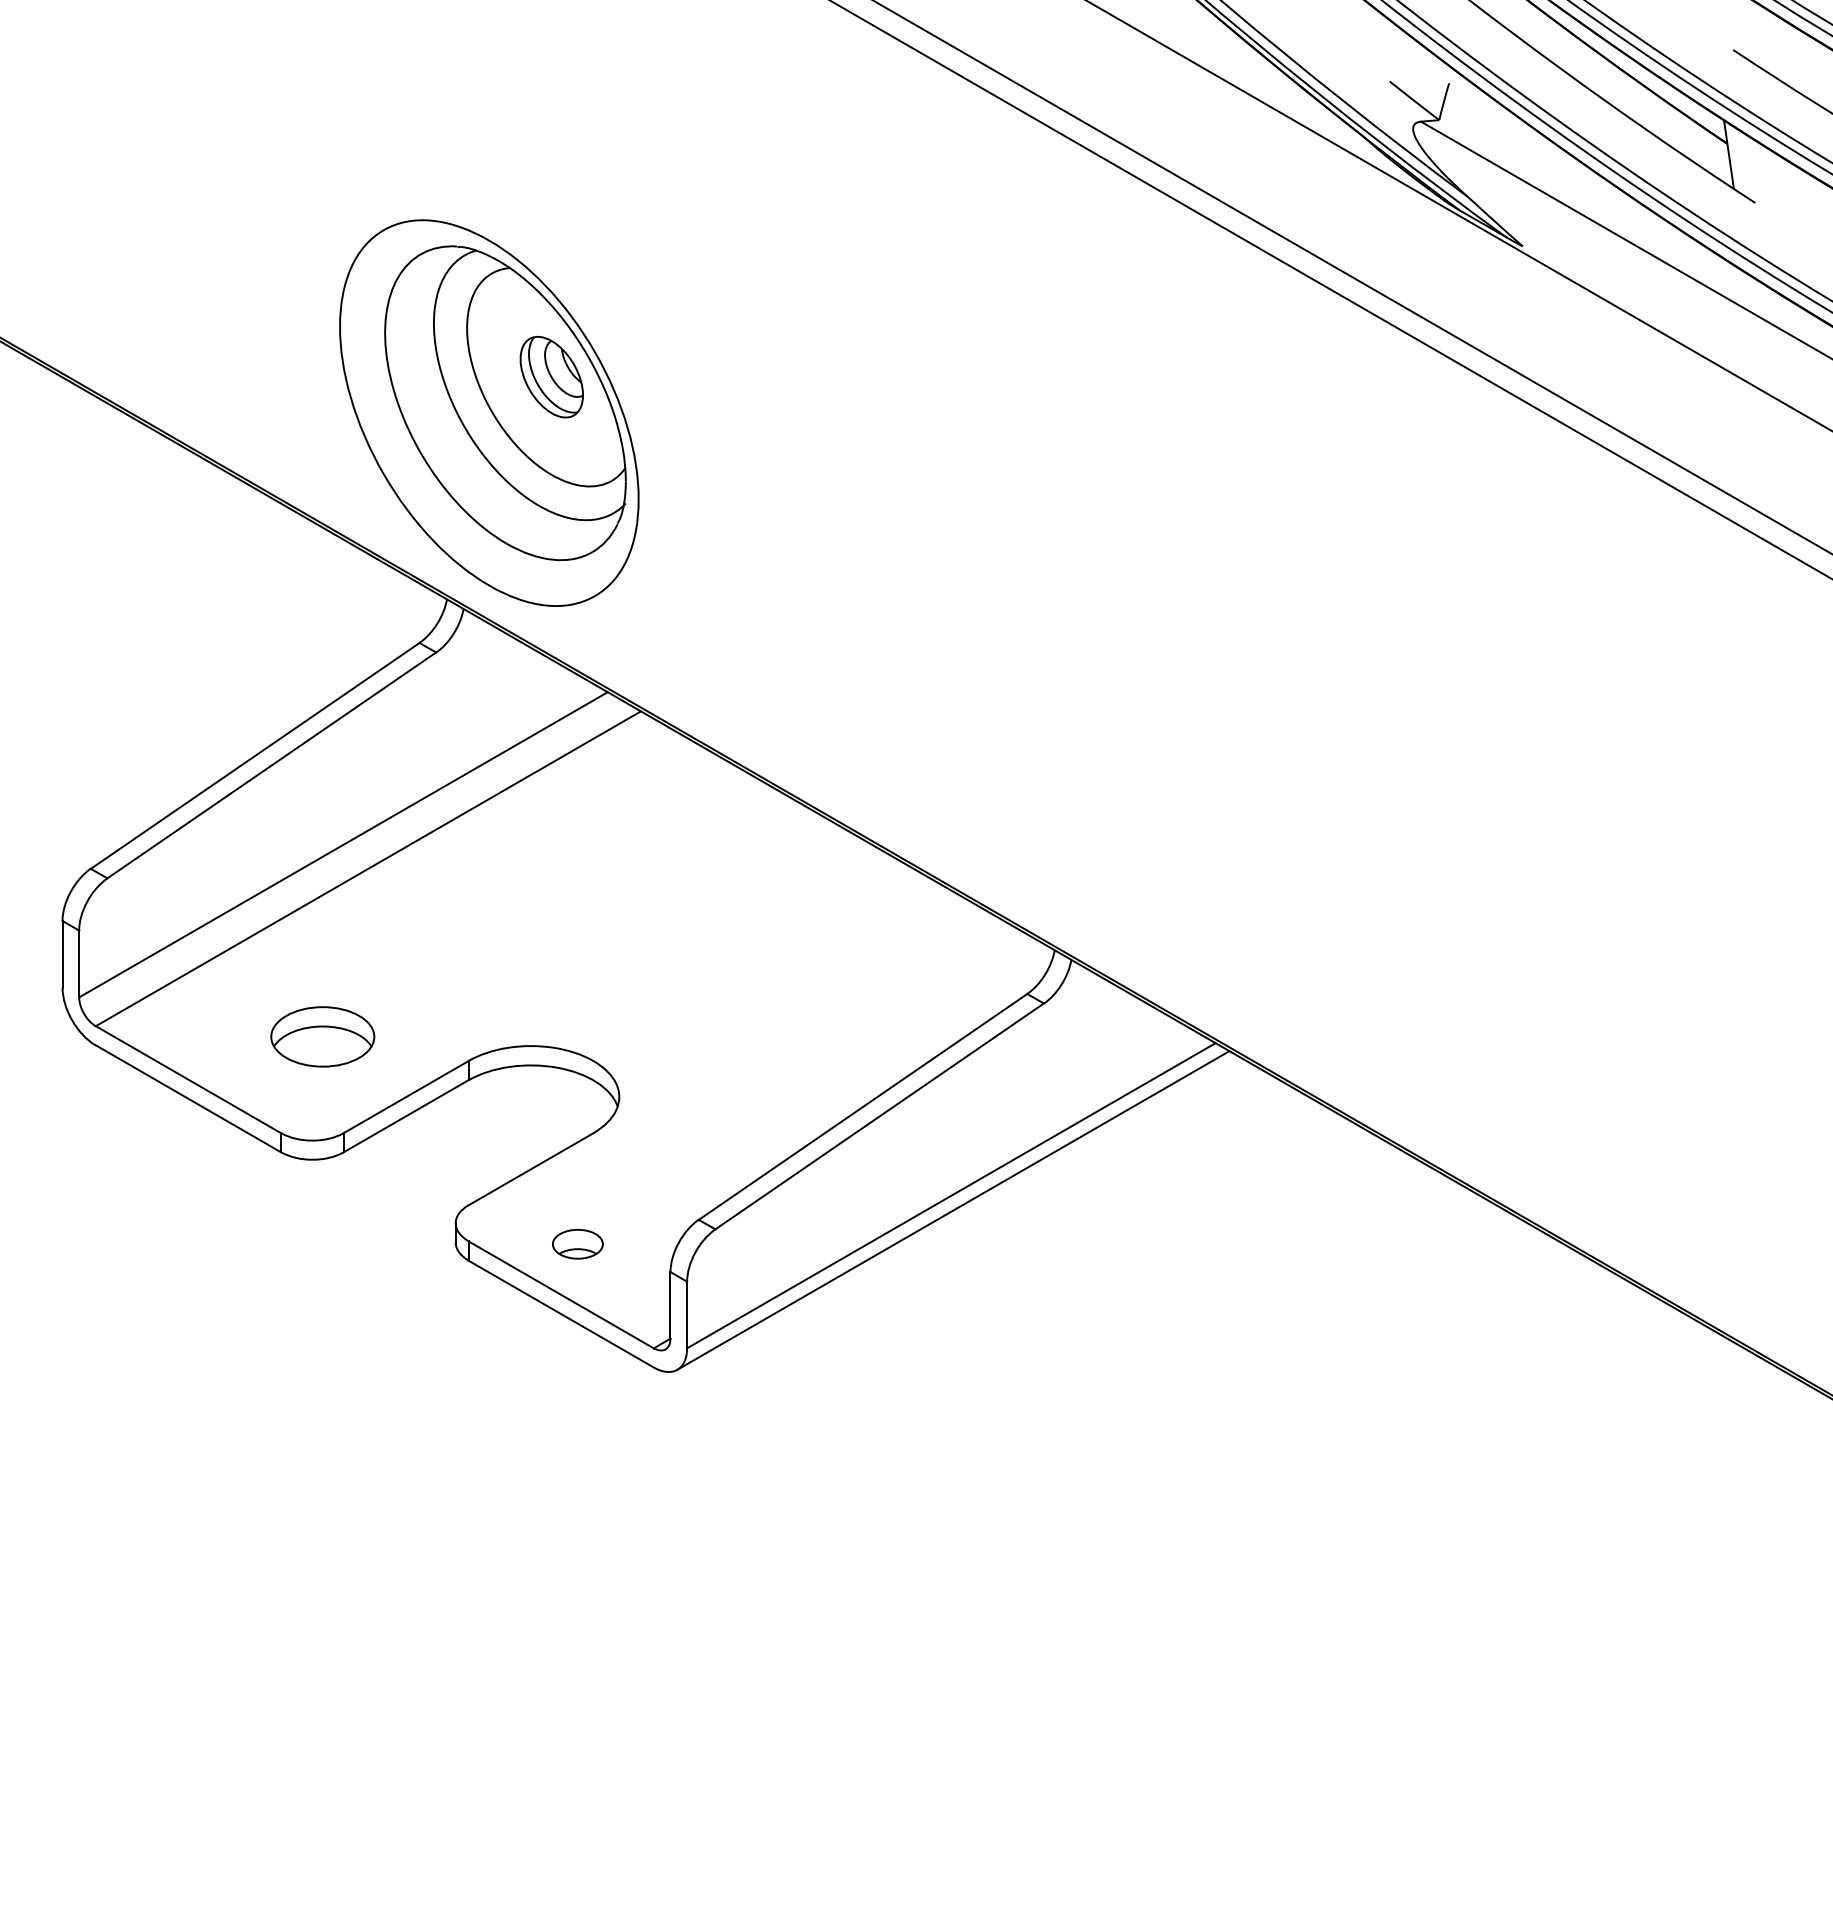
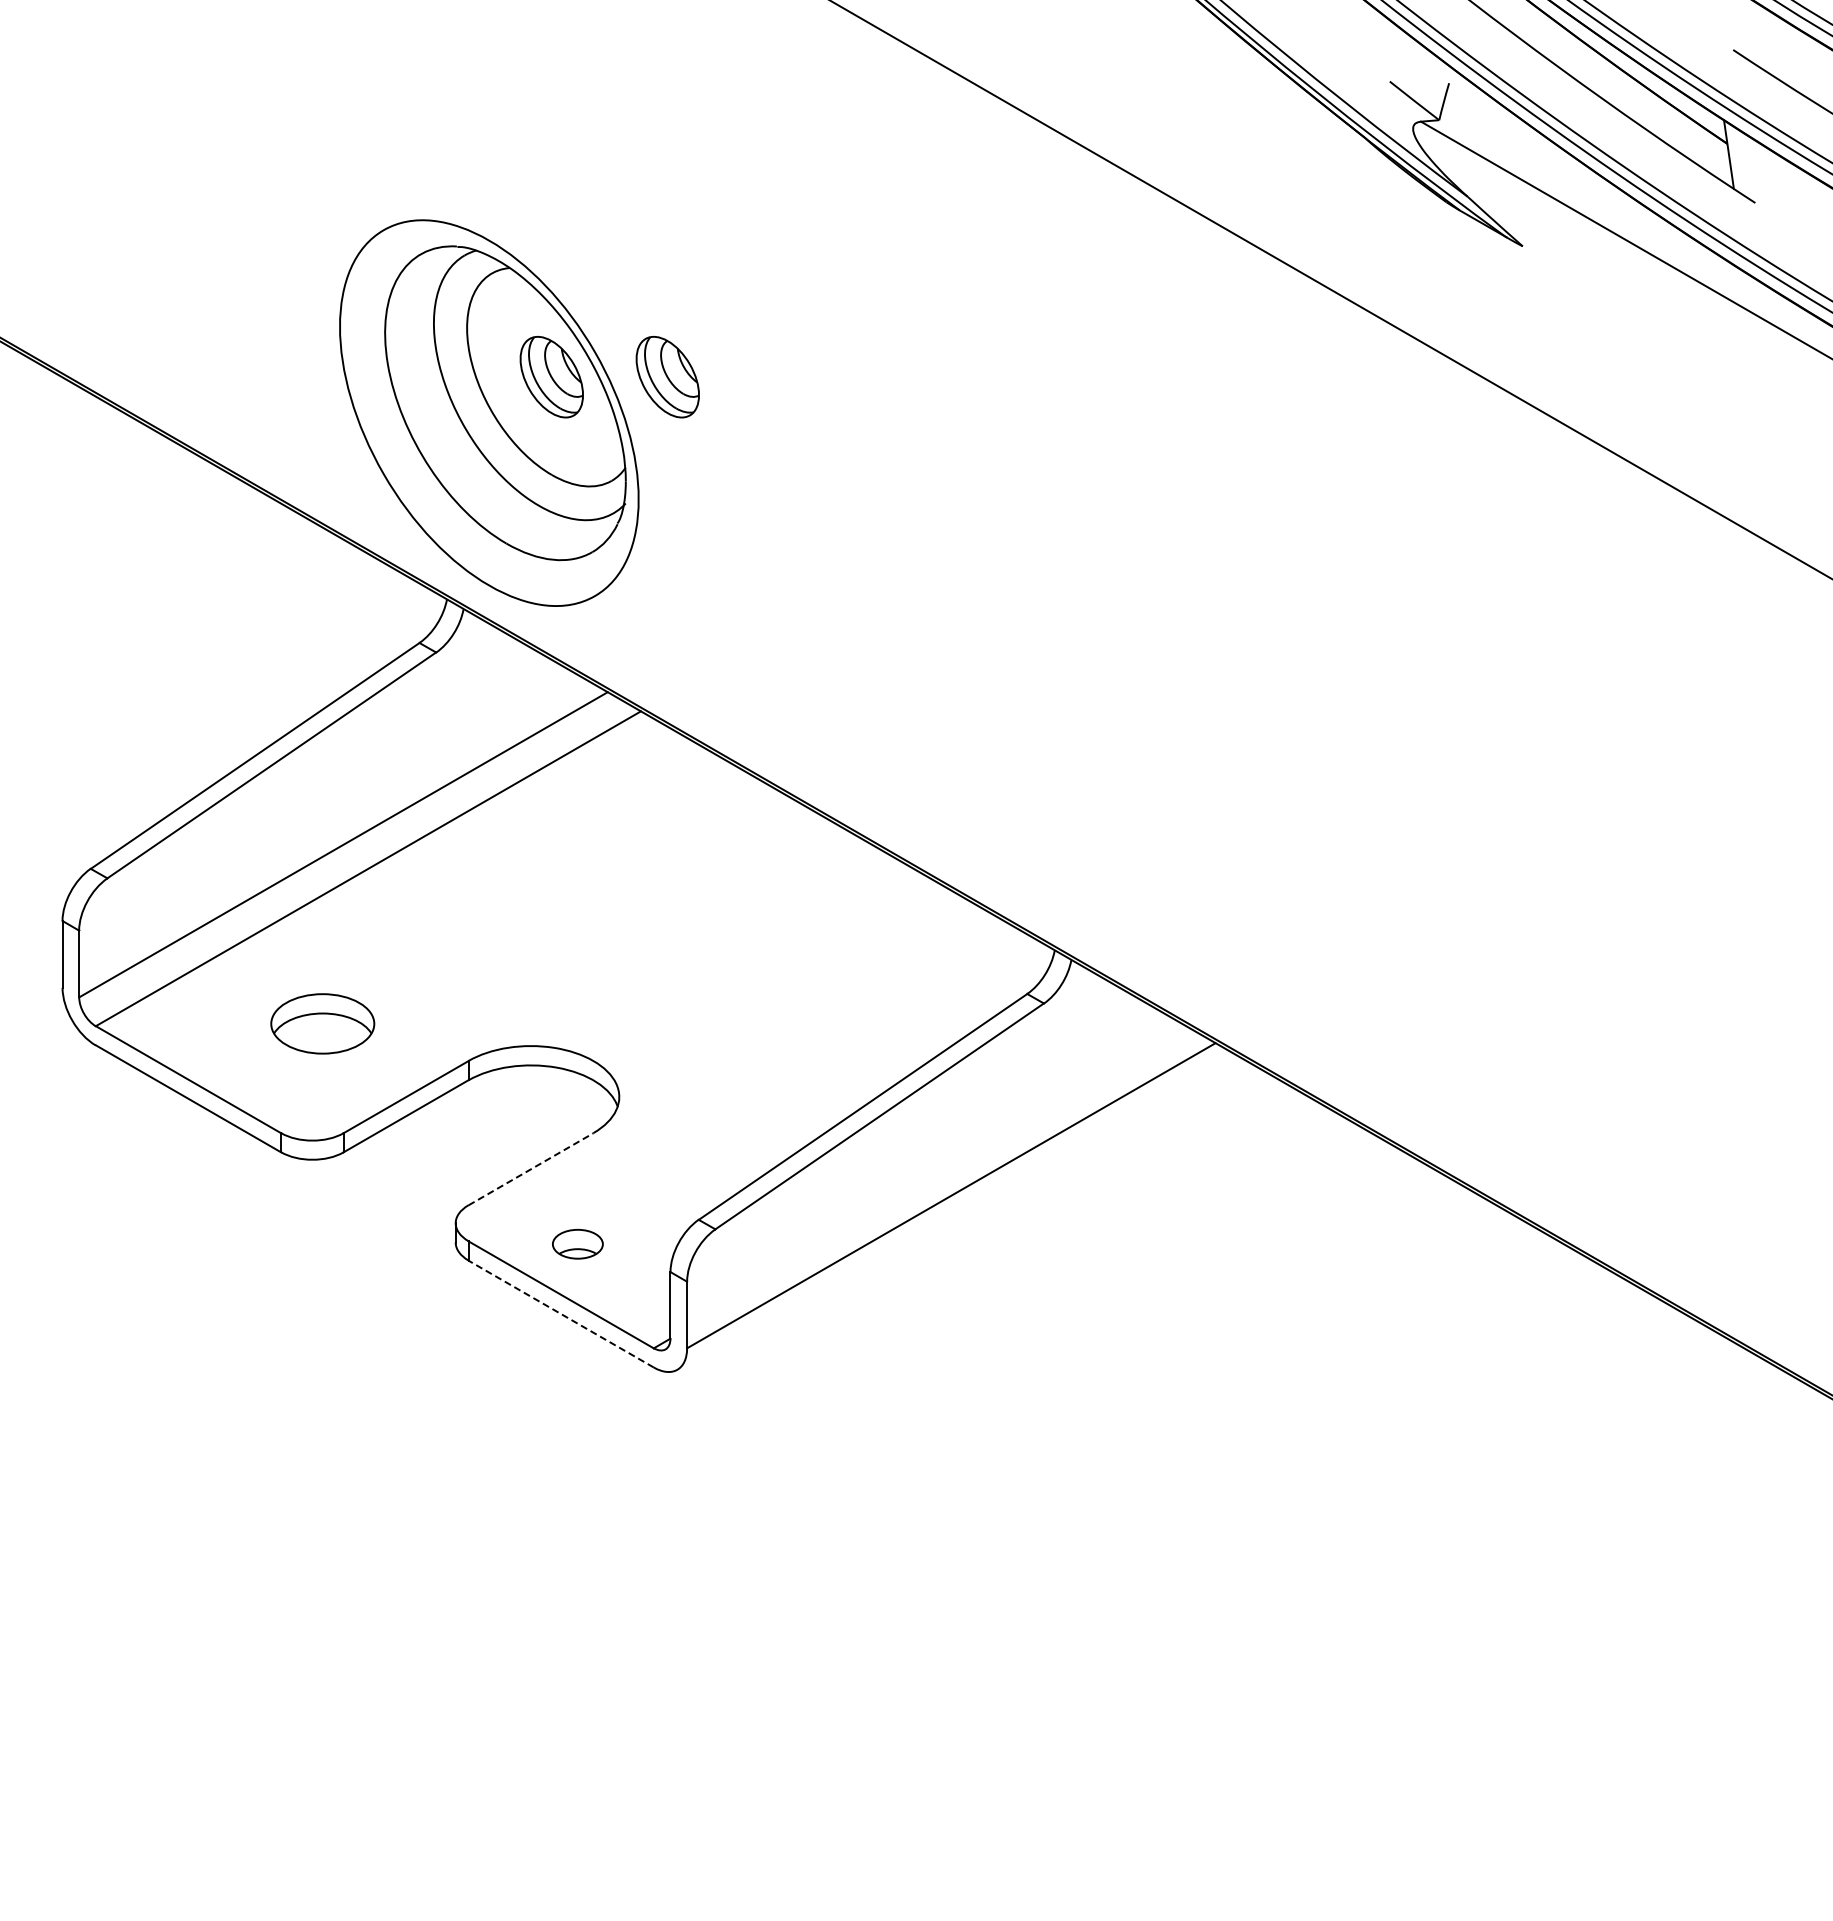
line: present -> none (1459, 215)
line: present -> none (1352, 277)
part: none -> present (667, 377)
part position: (322, 1036) -> (322, 1023) (322, 1023)
line: solid -> dashed (531, 1169)
line: present -> none (953, 1210)
line: solid -> dashed (561, 1314)
